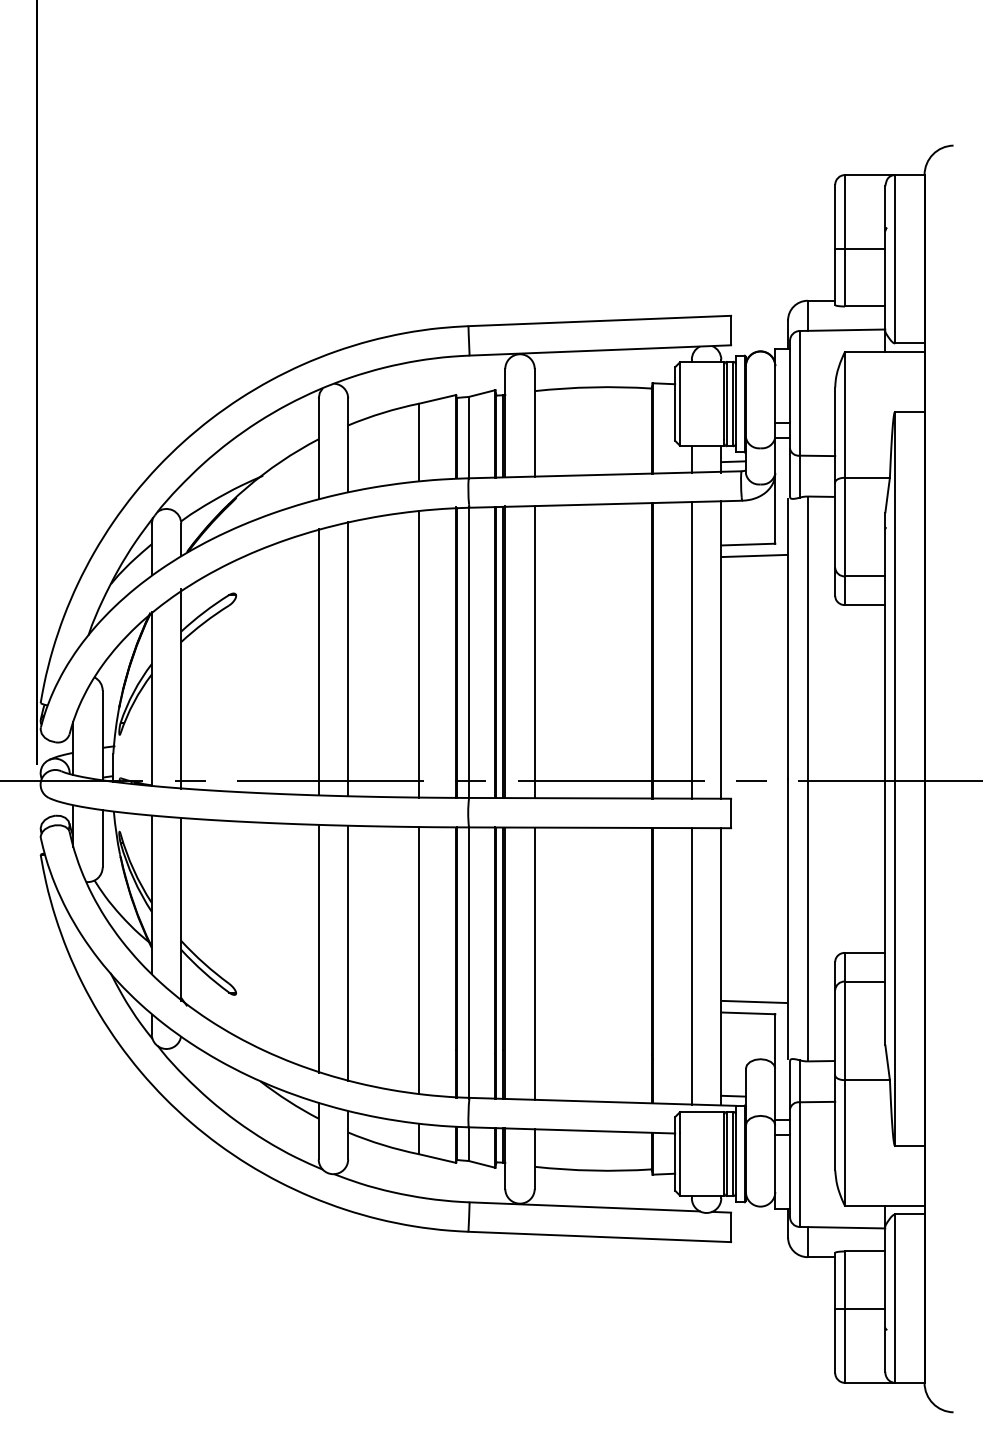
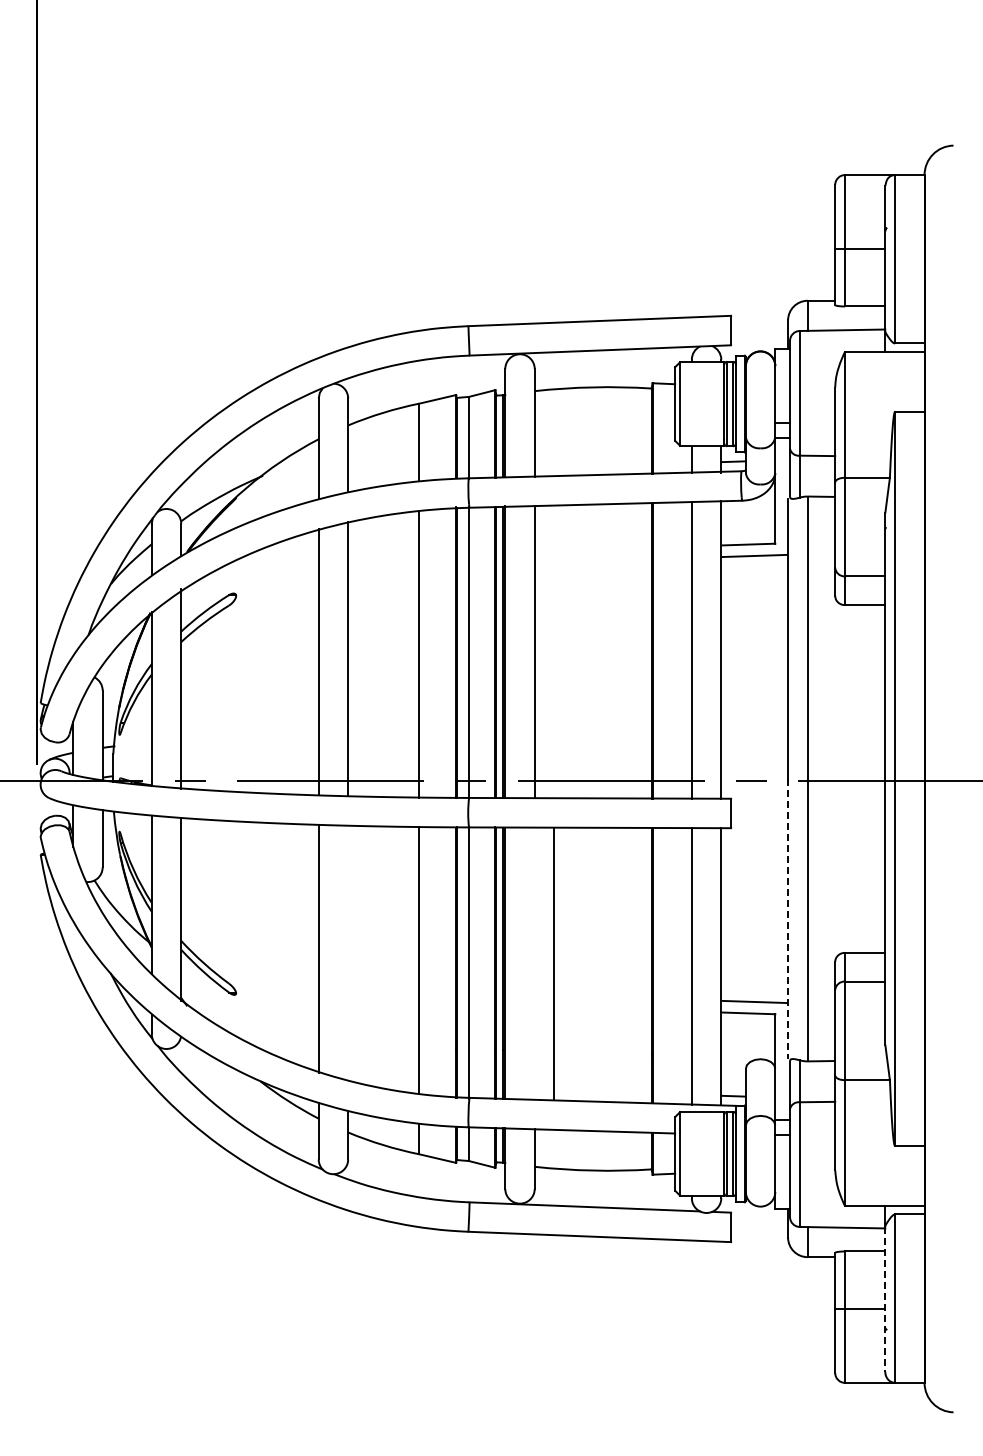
line: solid -> dashed (788, 918)
line: present -> none (348, 953)
line position: (534, 963) -> (553, 963) (553, 963)
line: solid -> dashed (885, 1299)
